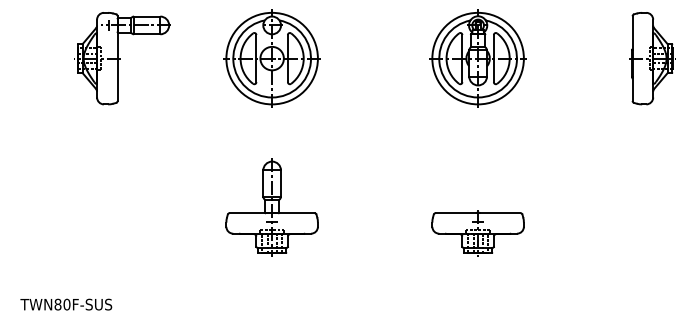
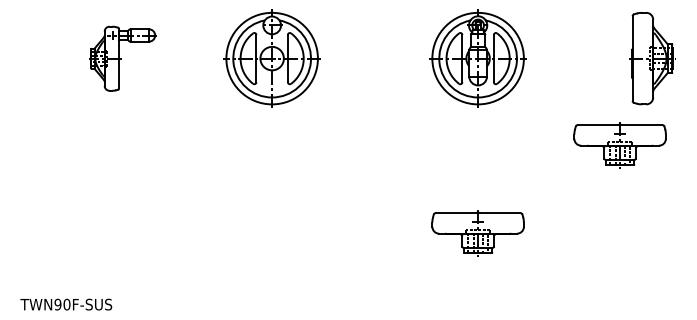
part size: 97x94 px -> 68x67 px (122, 58)
part: none -> present (619, 145)
part: present -> none (271, 207)
text: TWN80F-SUS -> TWN90F-SUS (57, 304)
